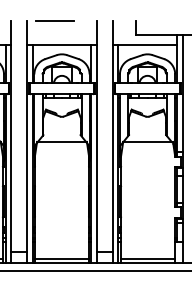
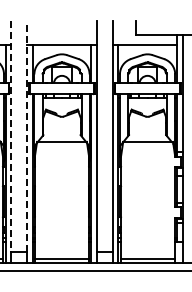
line: present -> none (54, 20)
line: solid -> dashed (27, 136)
line: solid -> dashed (10, 137)
